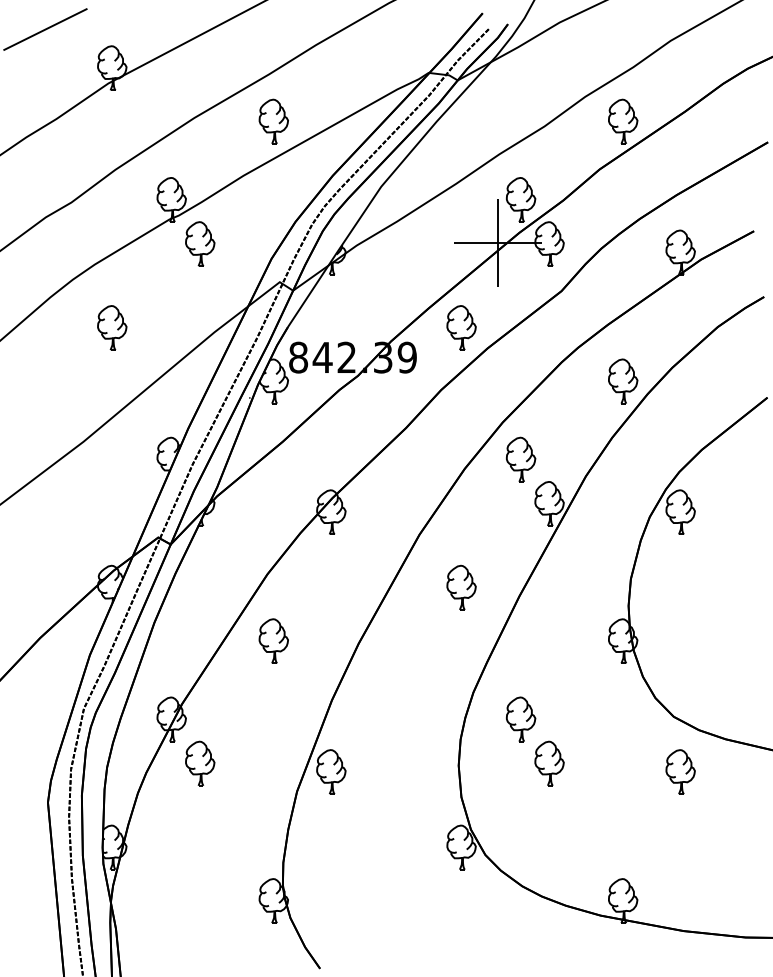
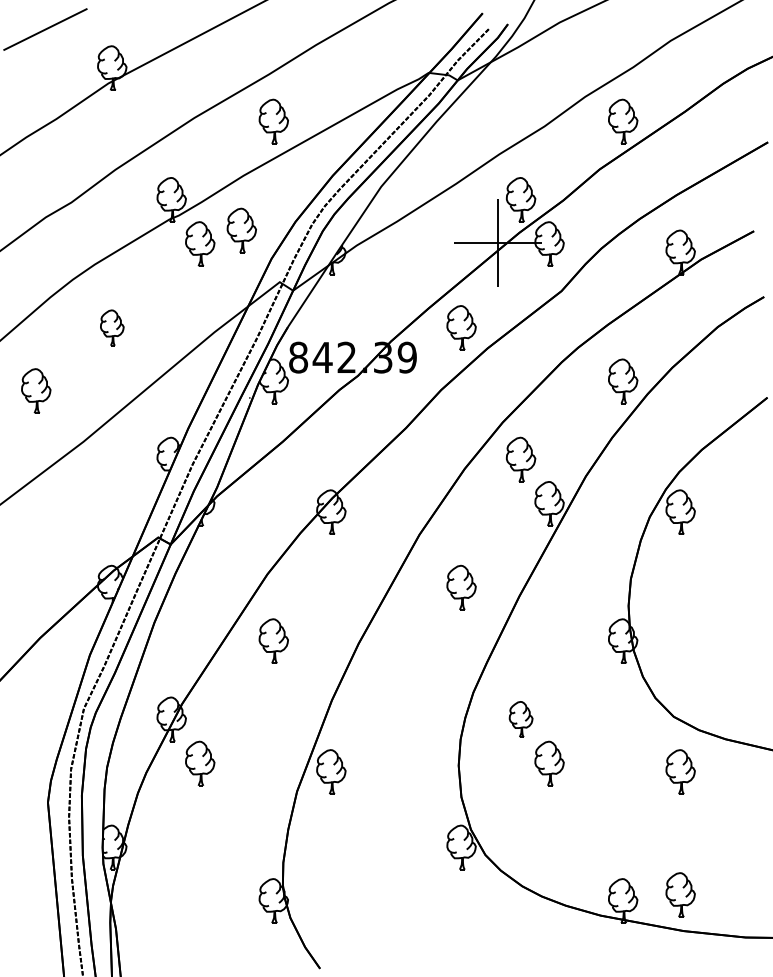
part: none -> present (241, 230)
part size: 31x46 px -> 25x38 px (112, 327)
part: none -> present (36, 390)
part size: 31x47 px -> 26x37 px (520, 719)
part: none -> present (680, 894)
